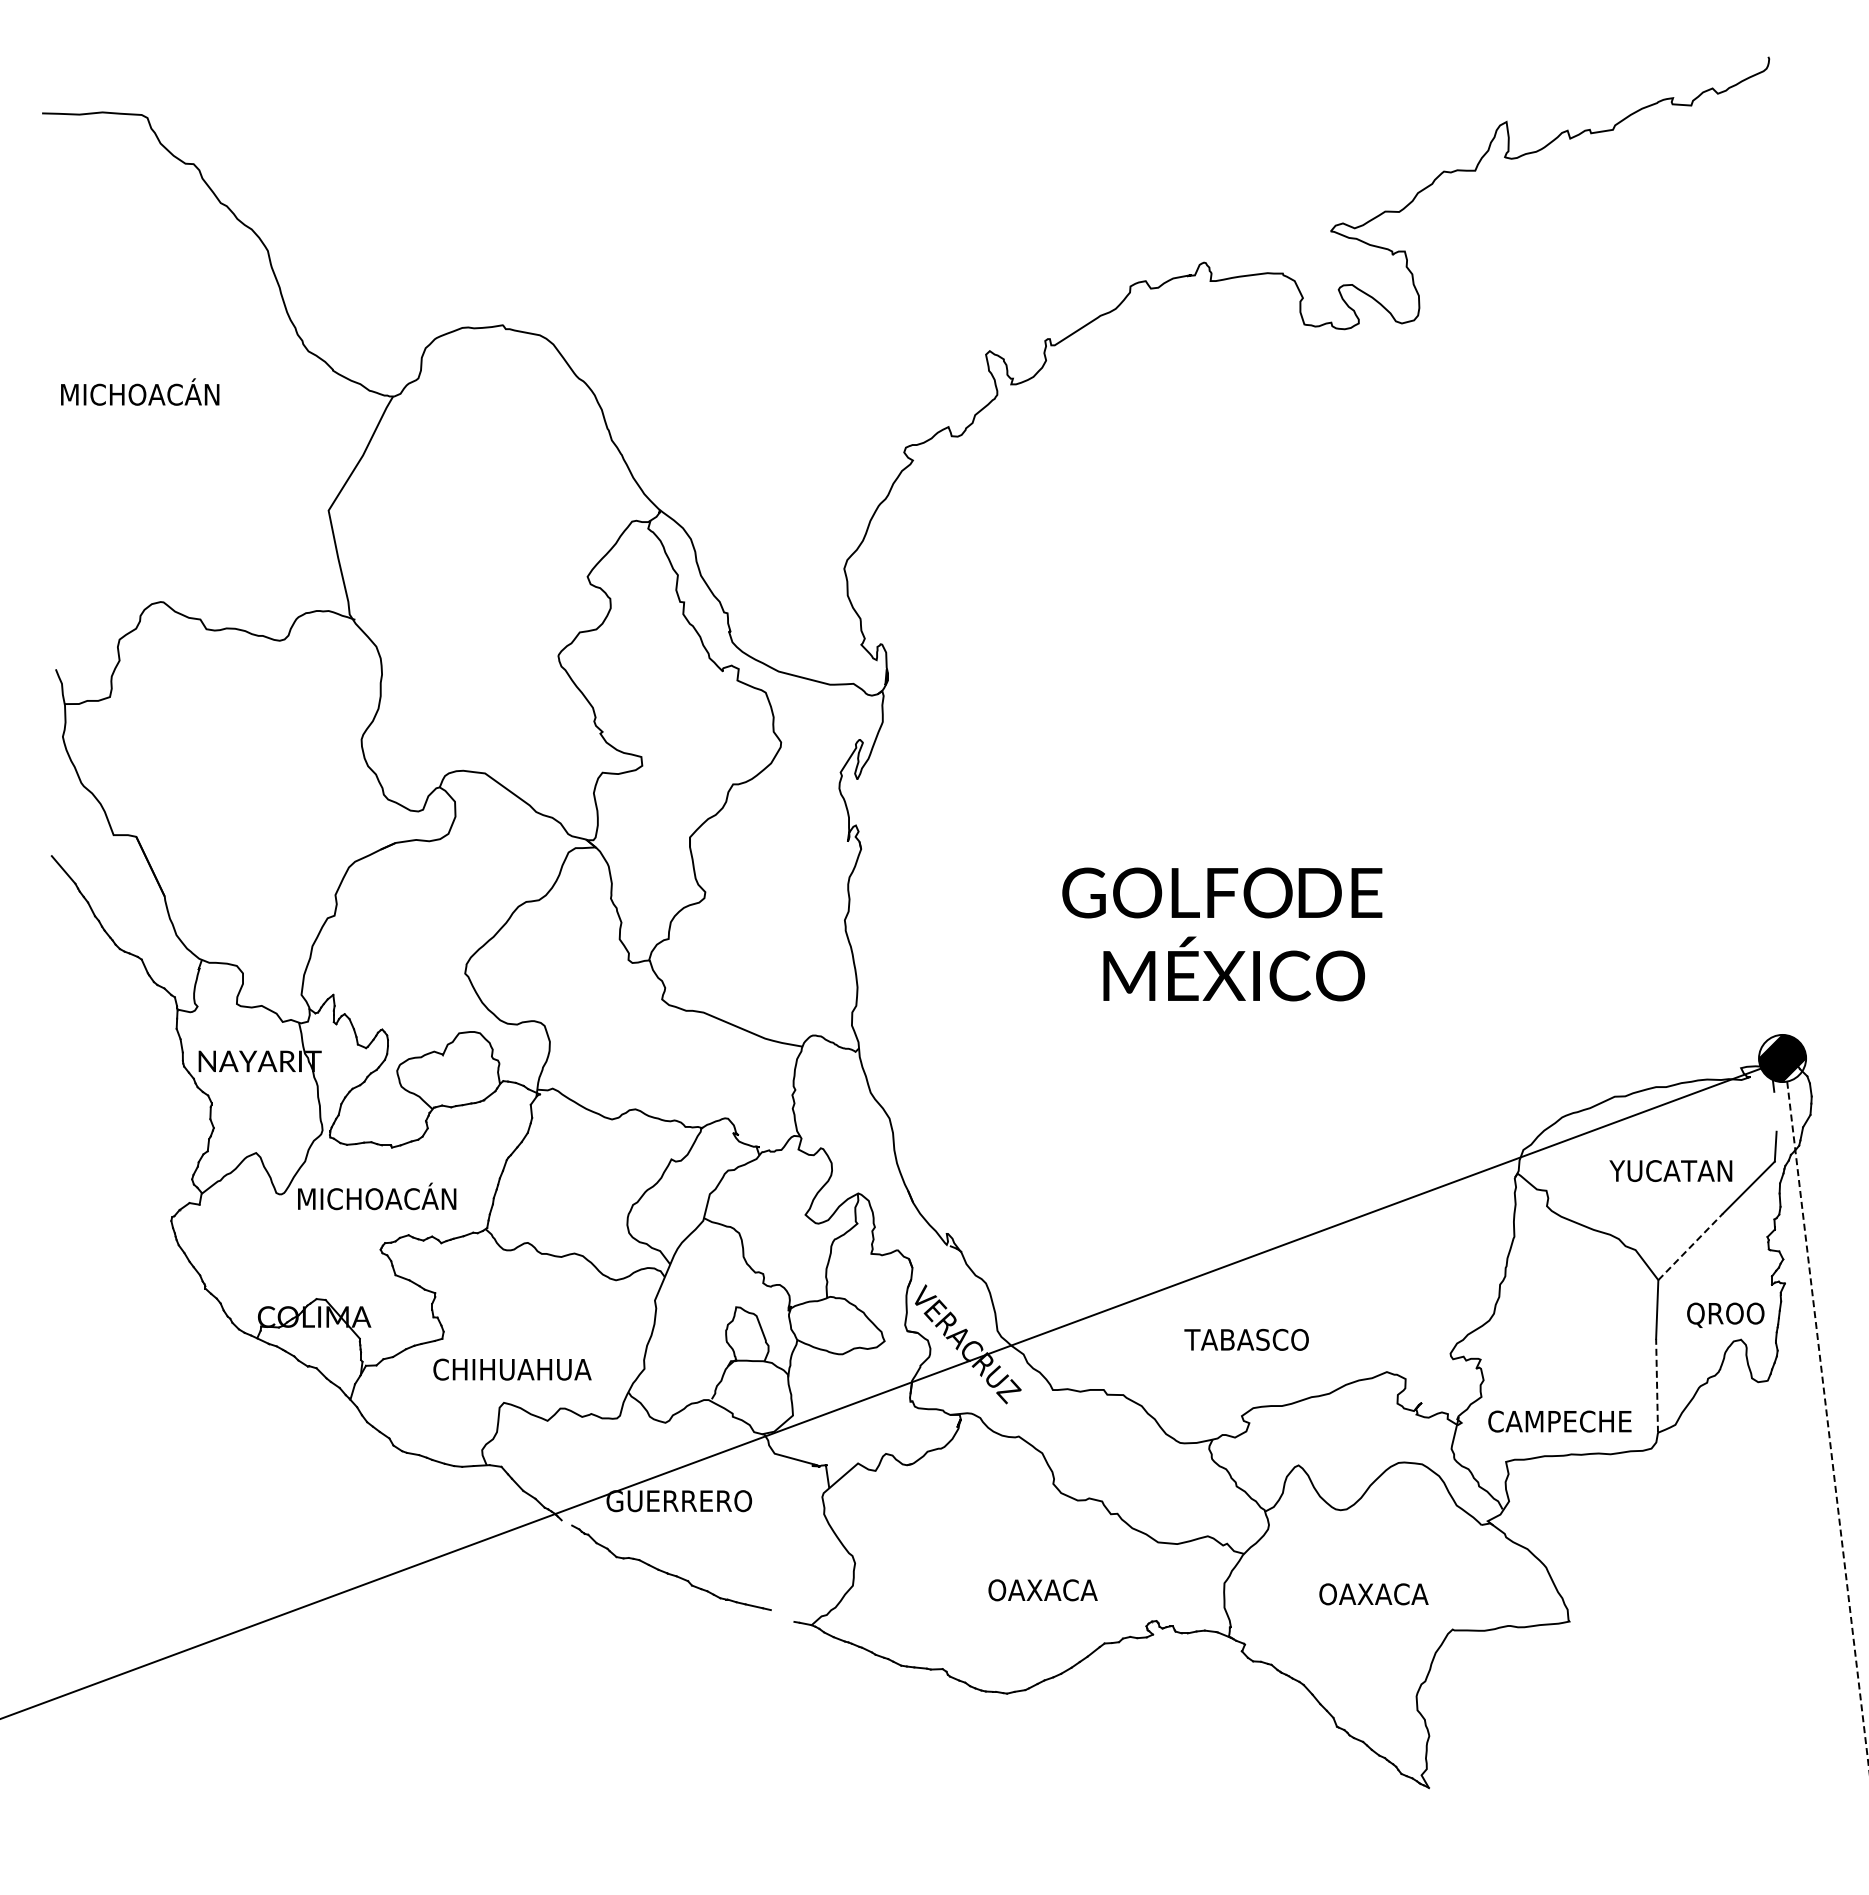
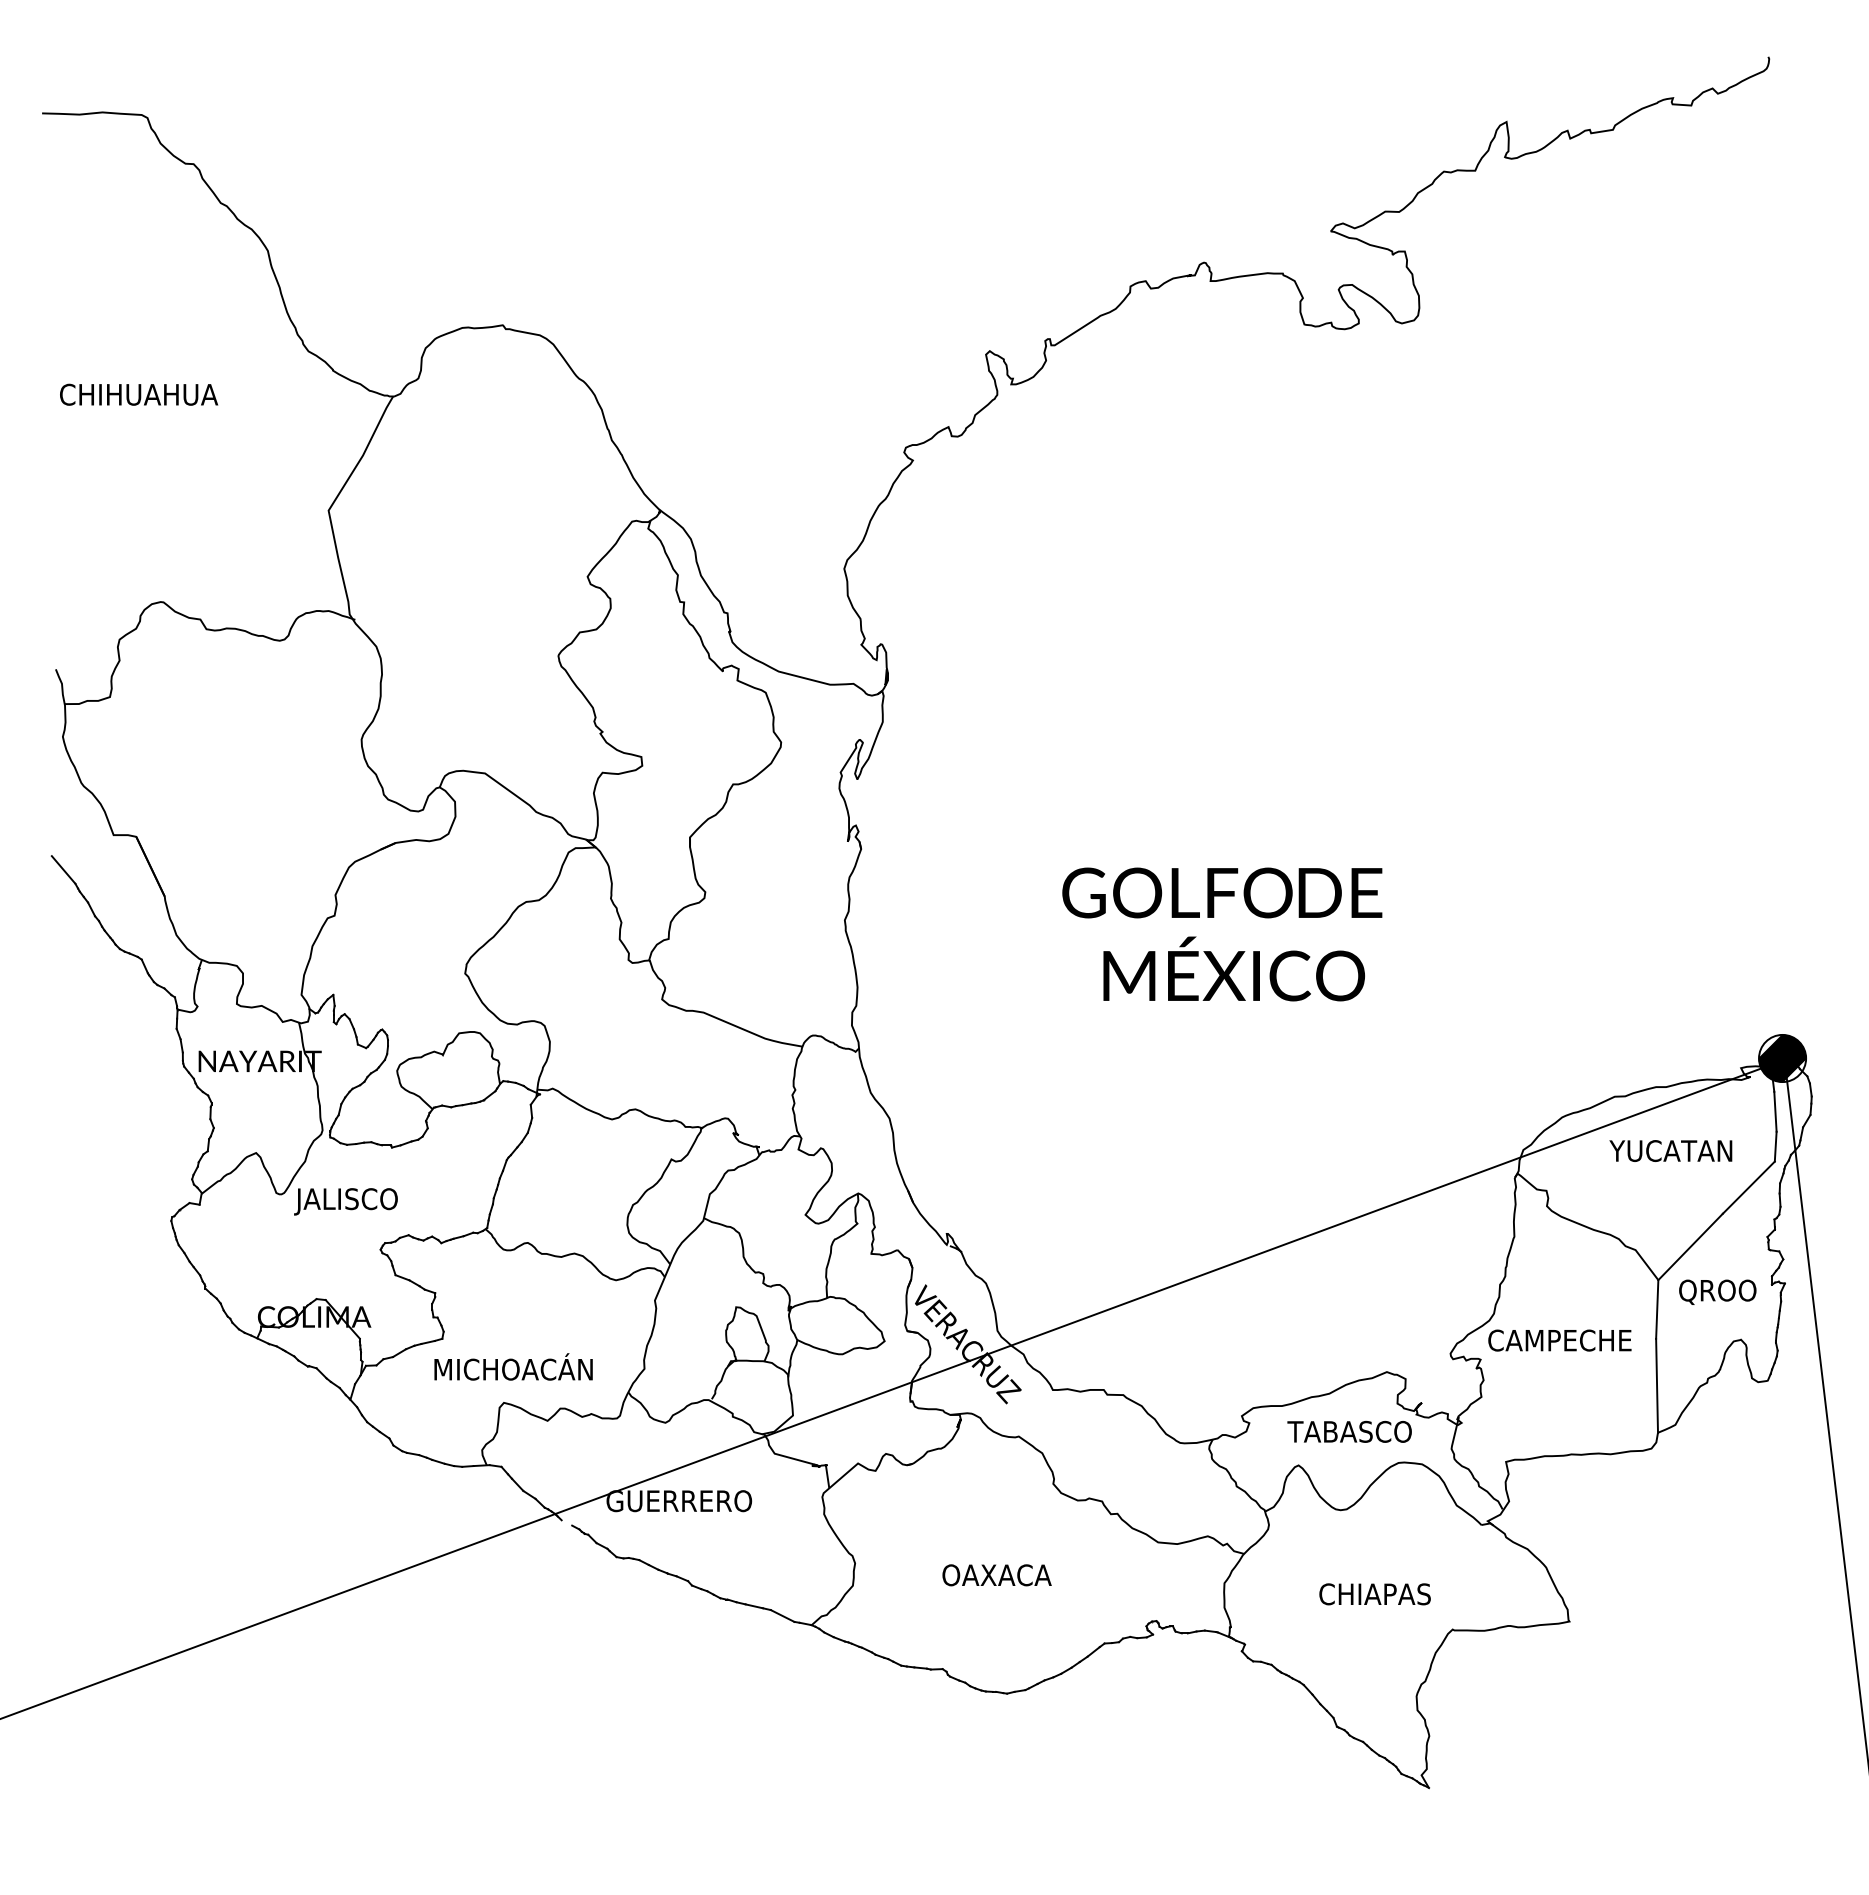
text: MICHOACÁN -> CHIHUAHUA (139, 391)
line: none -> present (1775, 1111)
text position: (1670, 1170) -> (1670, 1150) (1670, 1150)
text: MICHOACÁN -> JALISCO (375, 1198)
line: dashed -> solid (1690, 1246)
text position: (1725, 1314) -> (1717, 1291) (1717, 1291)
text position: (1246, 1339) -> (1349, 1431) (1349, 1431)
text: CHIHUAHUA -> MICHOACÁN (512, 1366)
line: dashed -> solid (1657, 1385)
line: dashed -> solid (1826, 1414)
text position: (1559, 1421) -> (1559, 1340) (1559, 1340)
text position: (1042, 1590) -> (996, 1575) (996, 1575)
text: OAXACA -> CHIAPAS (1377, 1594)
line: none -> present (782, 1615)
